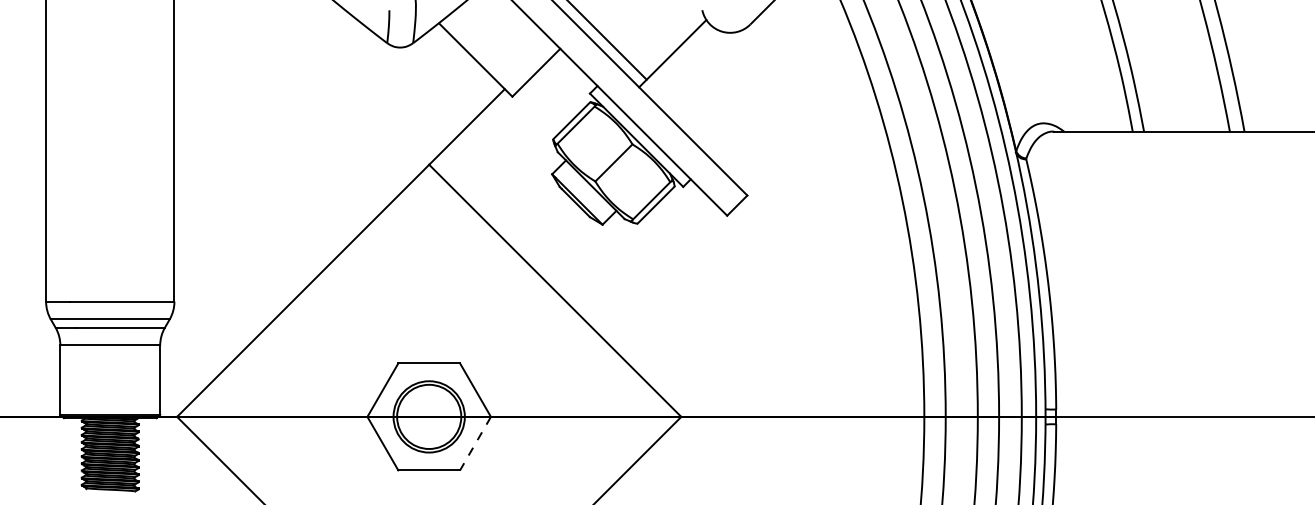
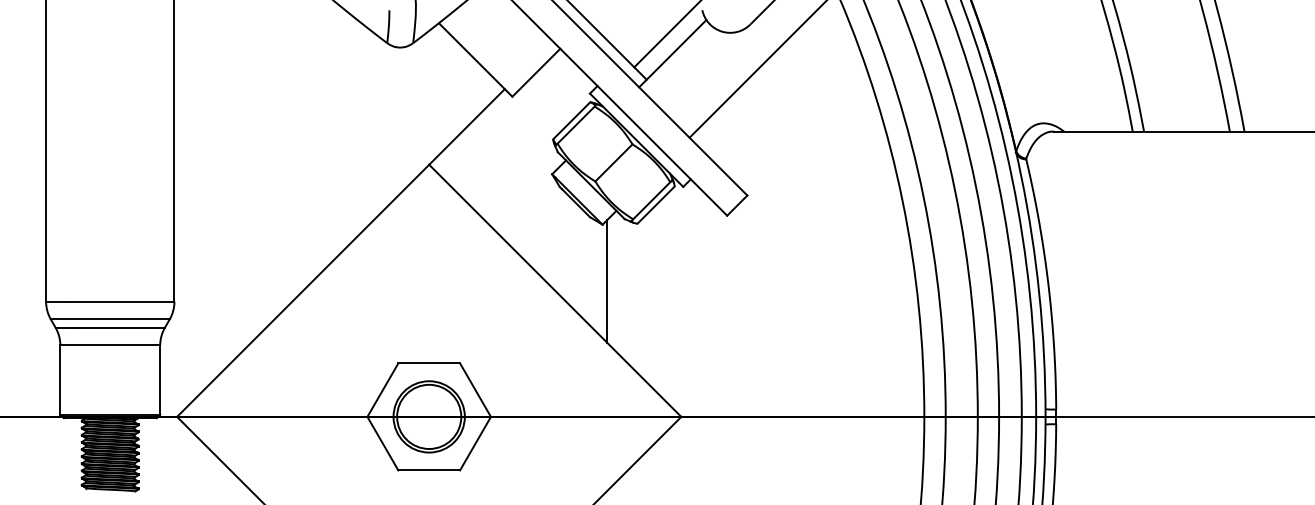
line: none -> present (666, 34)
line: none -> present (756, 69)
line: none -> present (607, 281)
line: dashed -> solid (475, 443)
